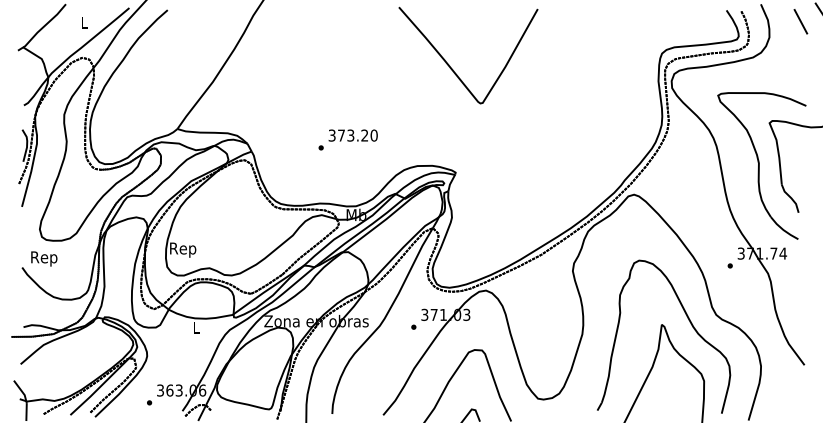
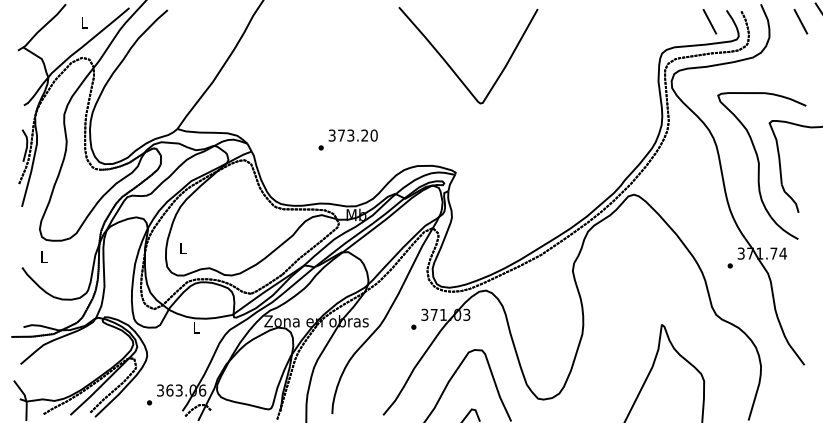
line: none -> present (709, 21)
text: Rep -> L (183, 249)
text: Rep -> L (44, 258)
part: present -> none (690, 324)
